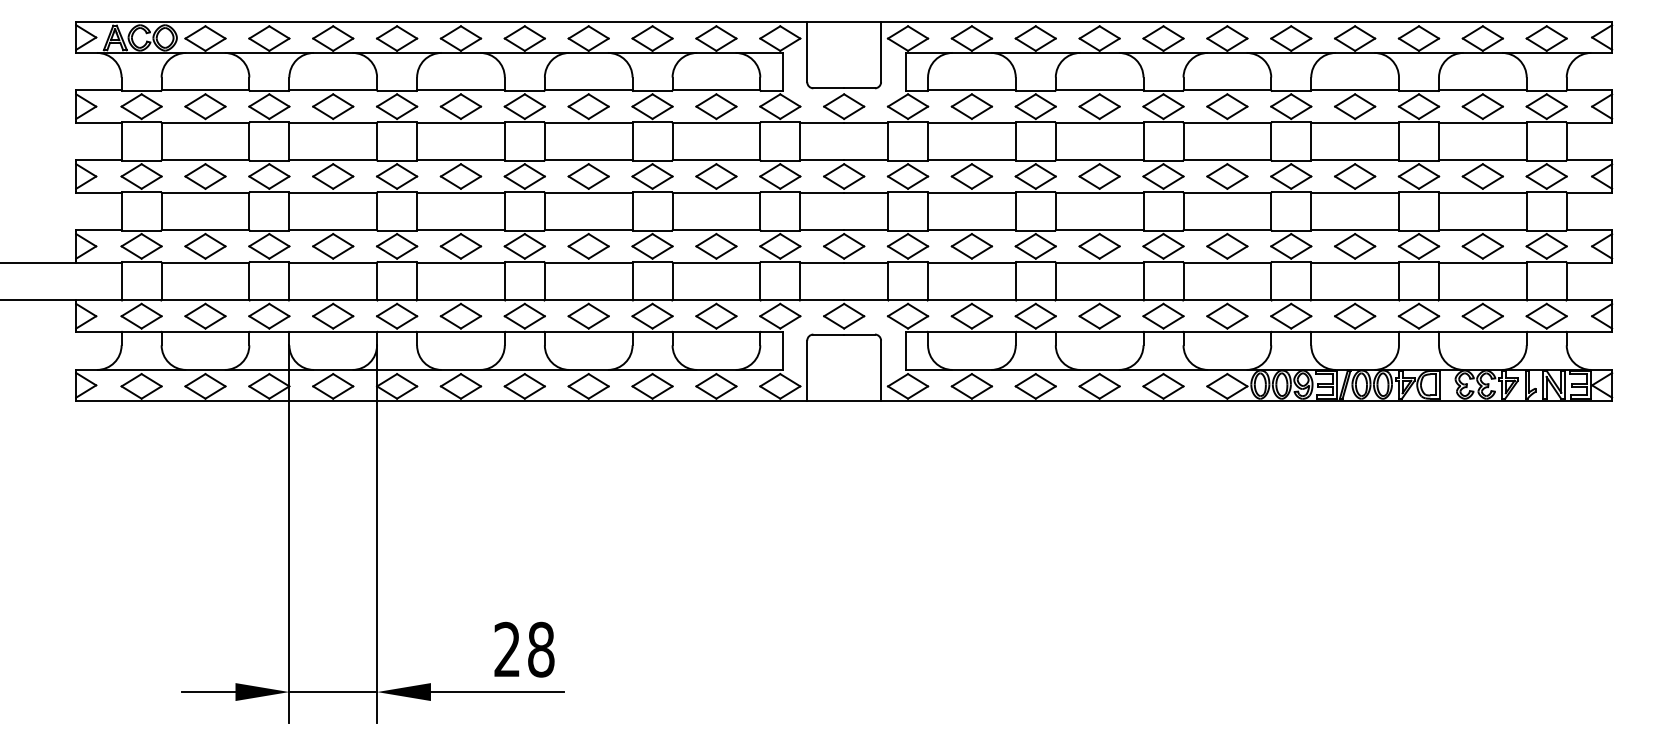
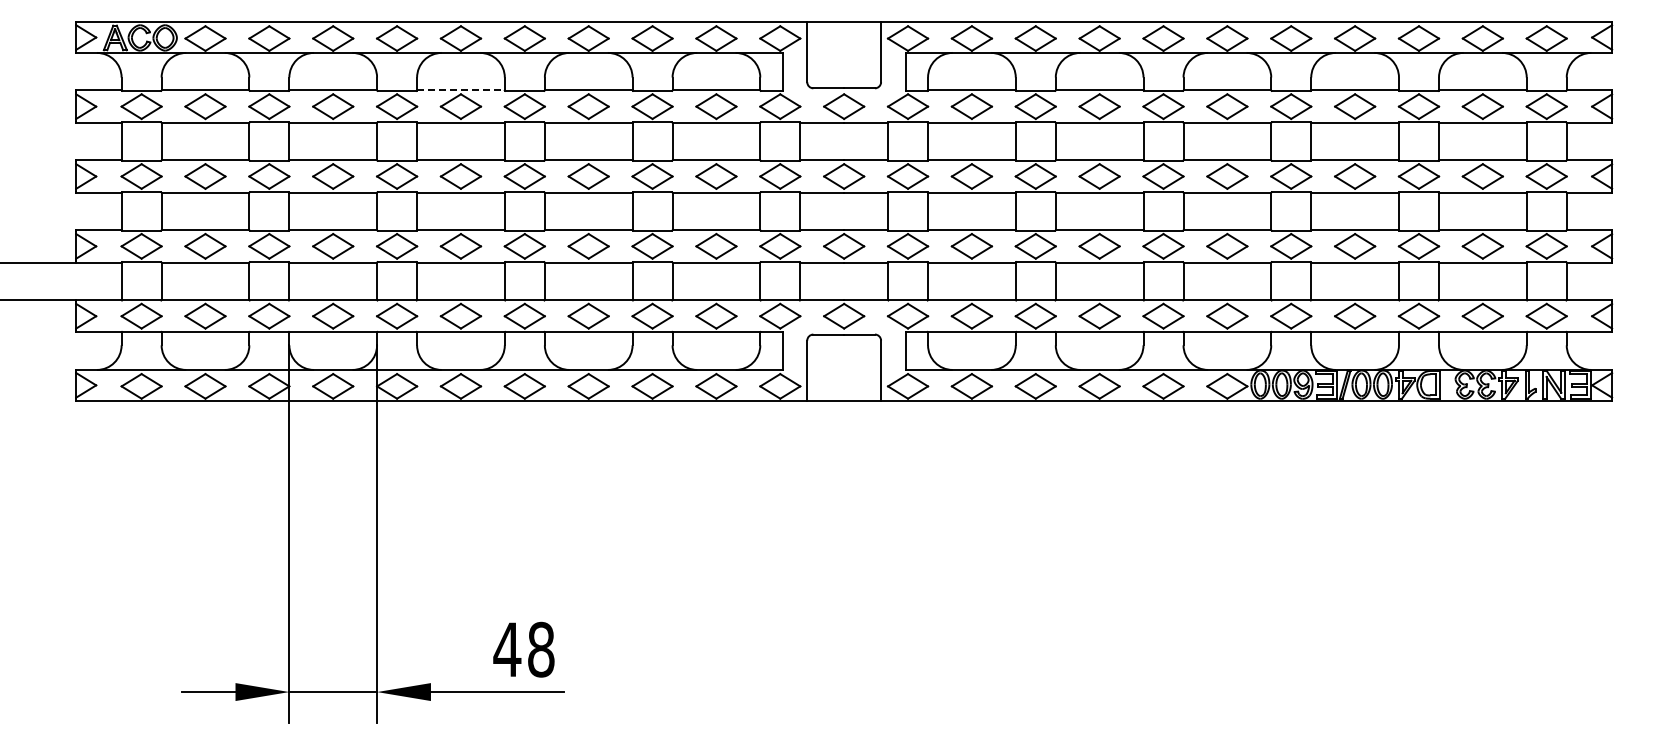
line: solid -> dashed (460, 90)
text: 28 -> 48 (507, 648)
